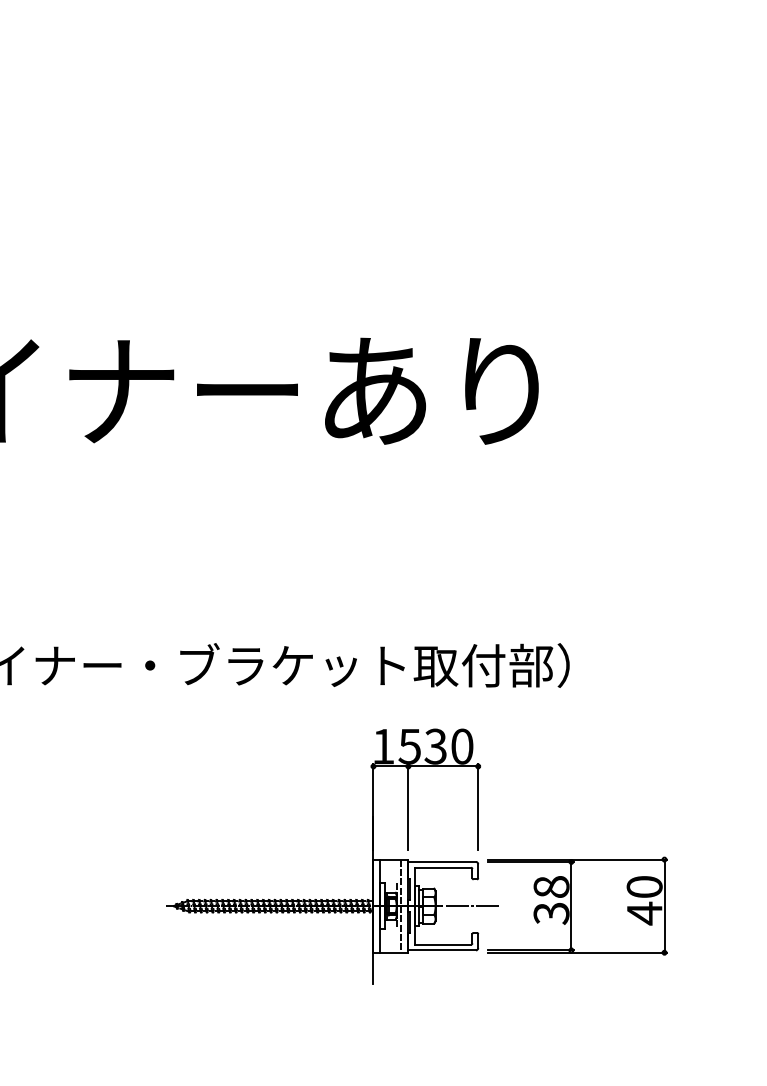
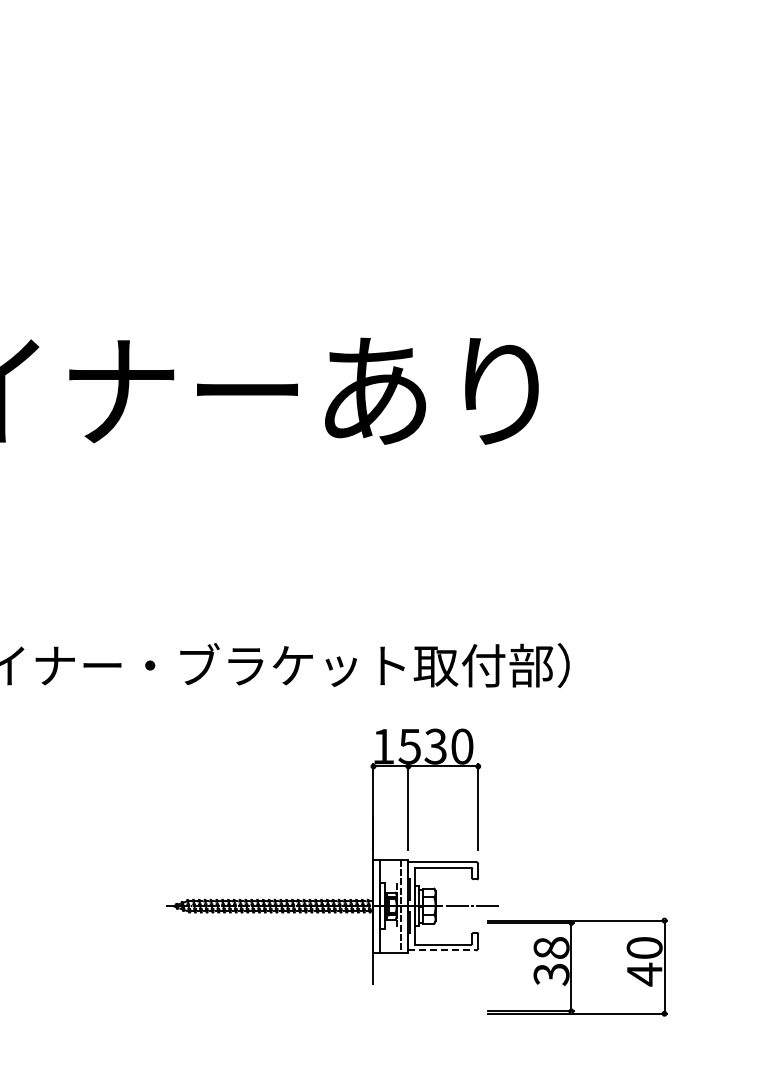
part position: (577, 905) -> (577, 966) (577, 966)
line: solid -> dashed (442, 950)
